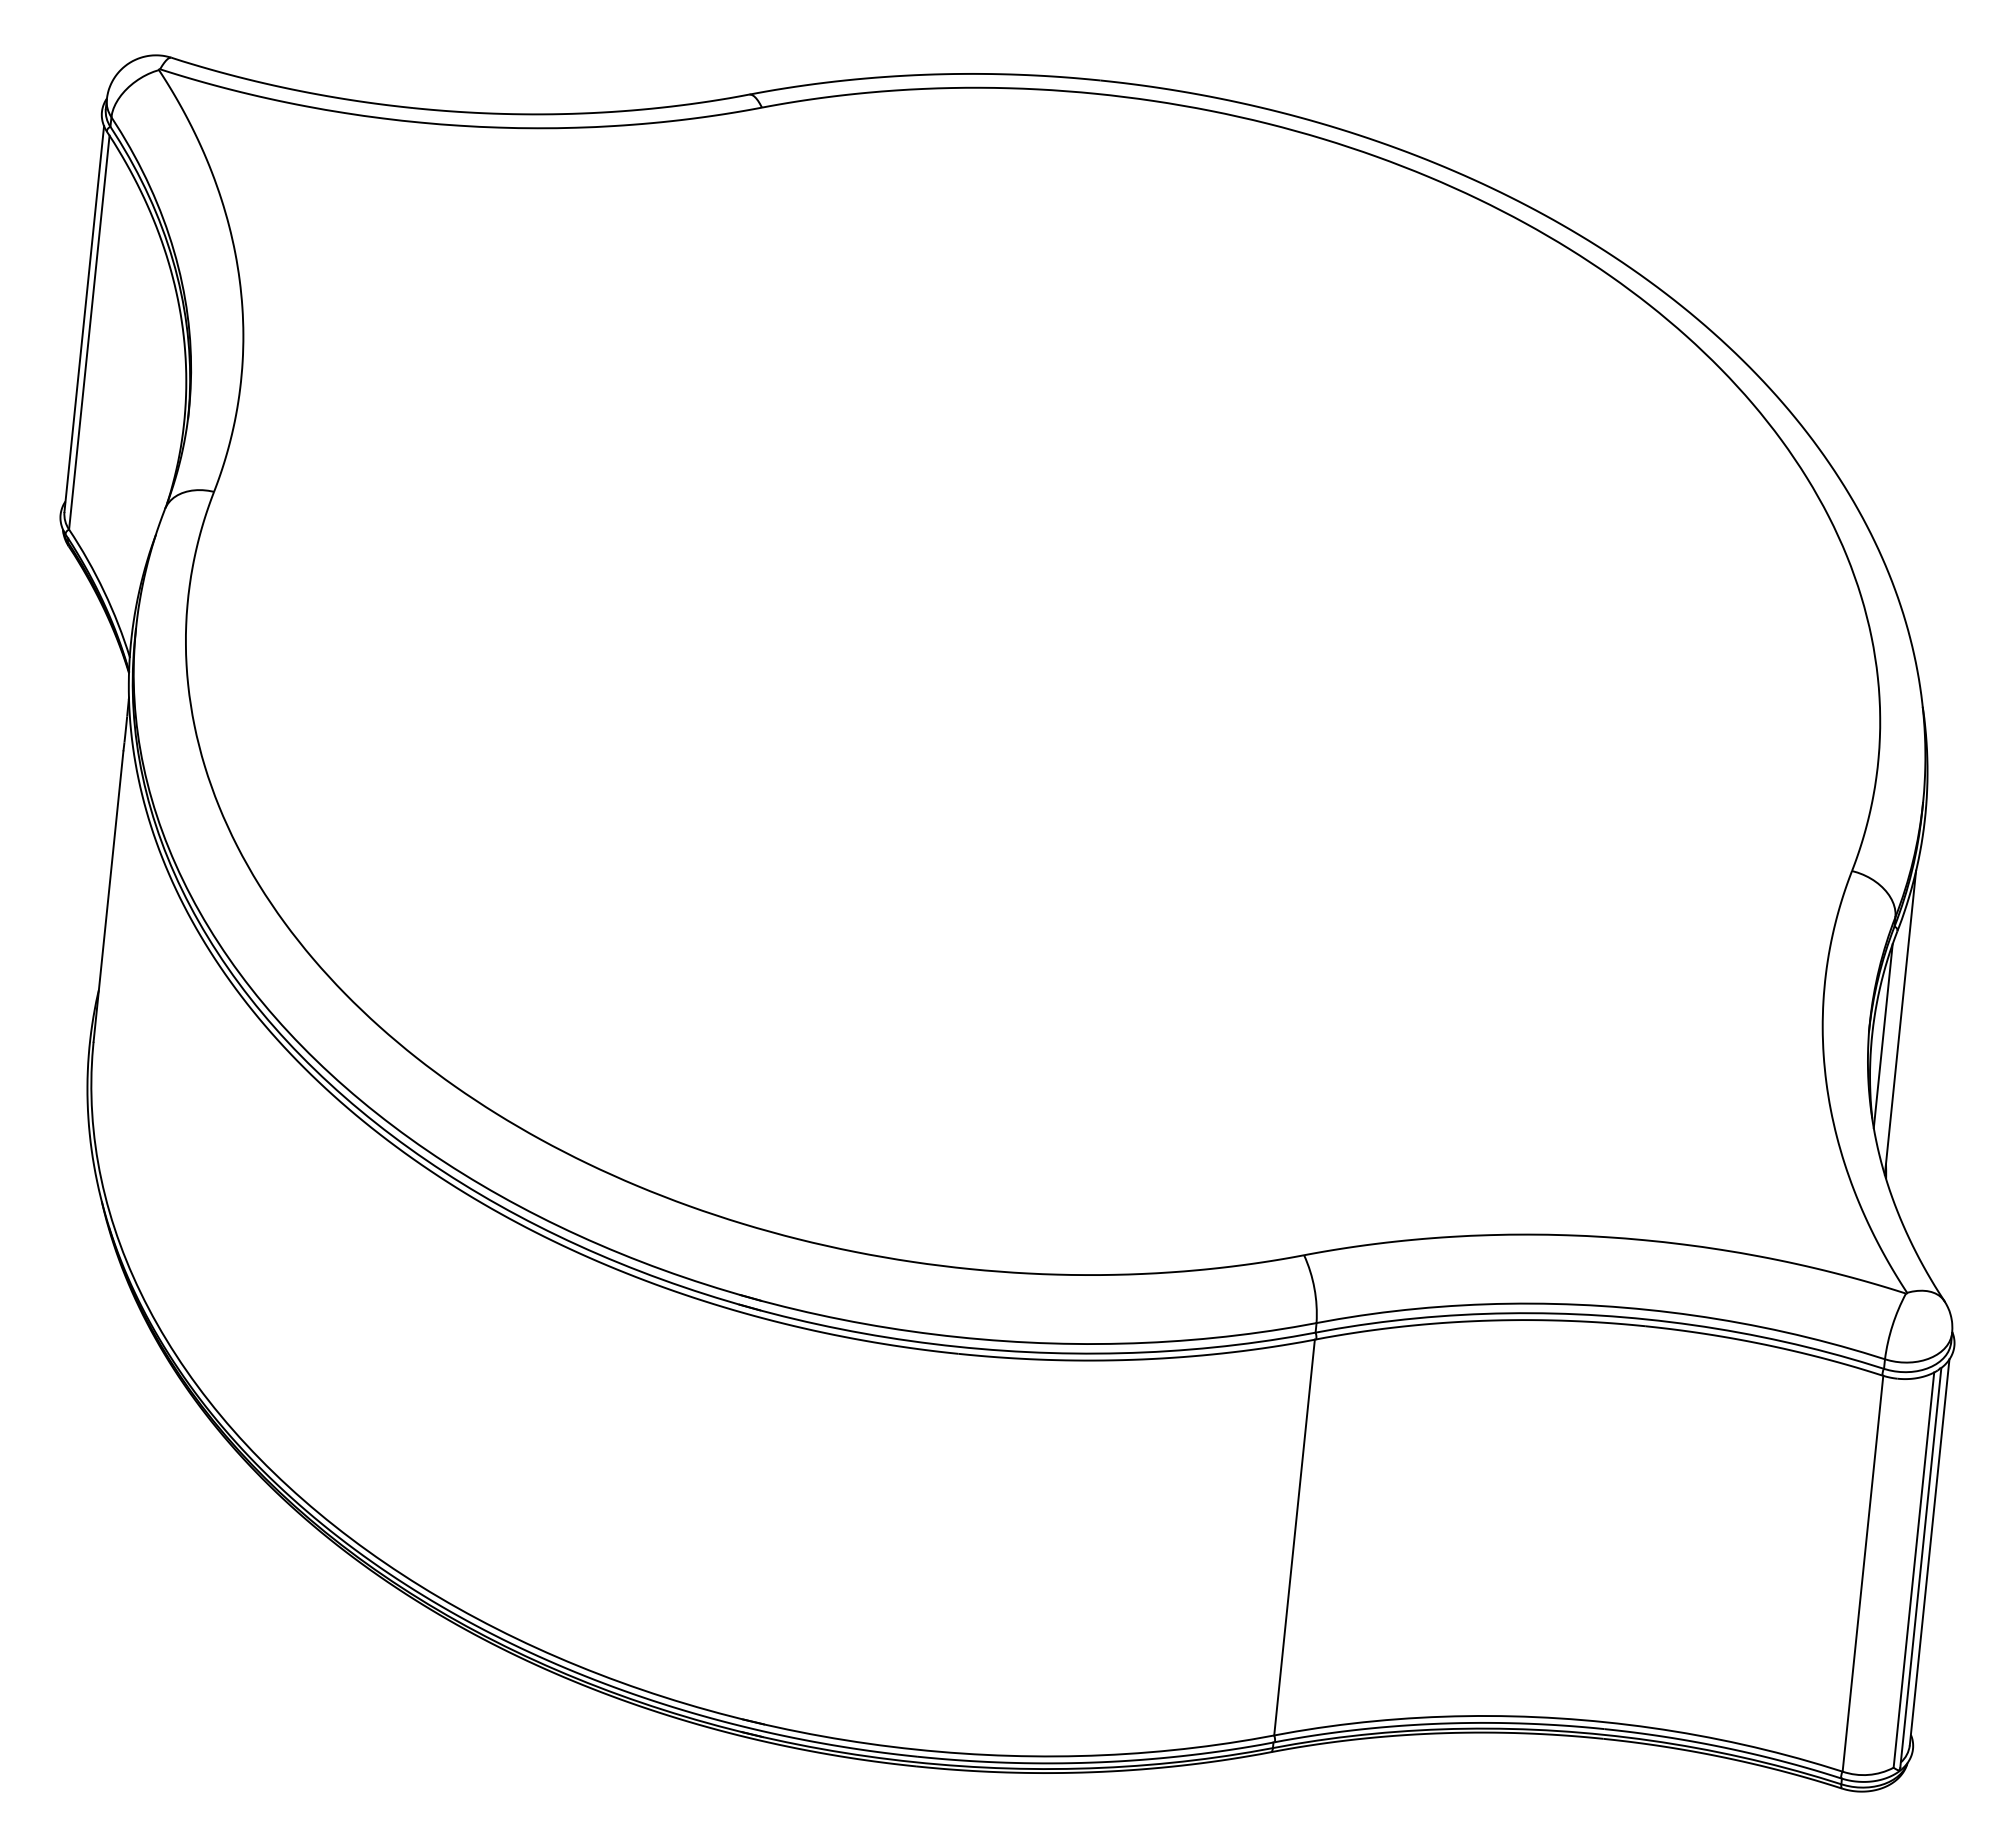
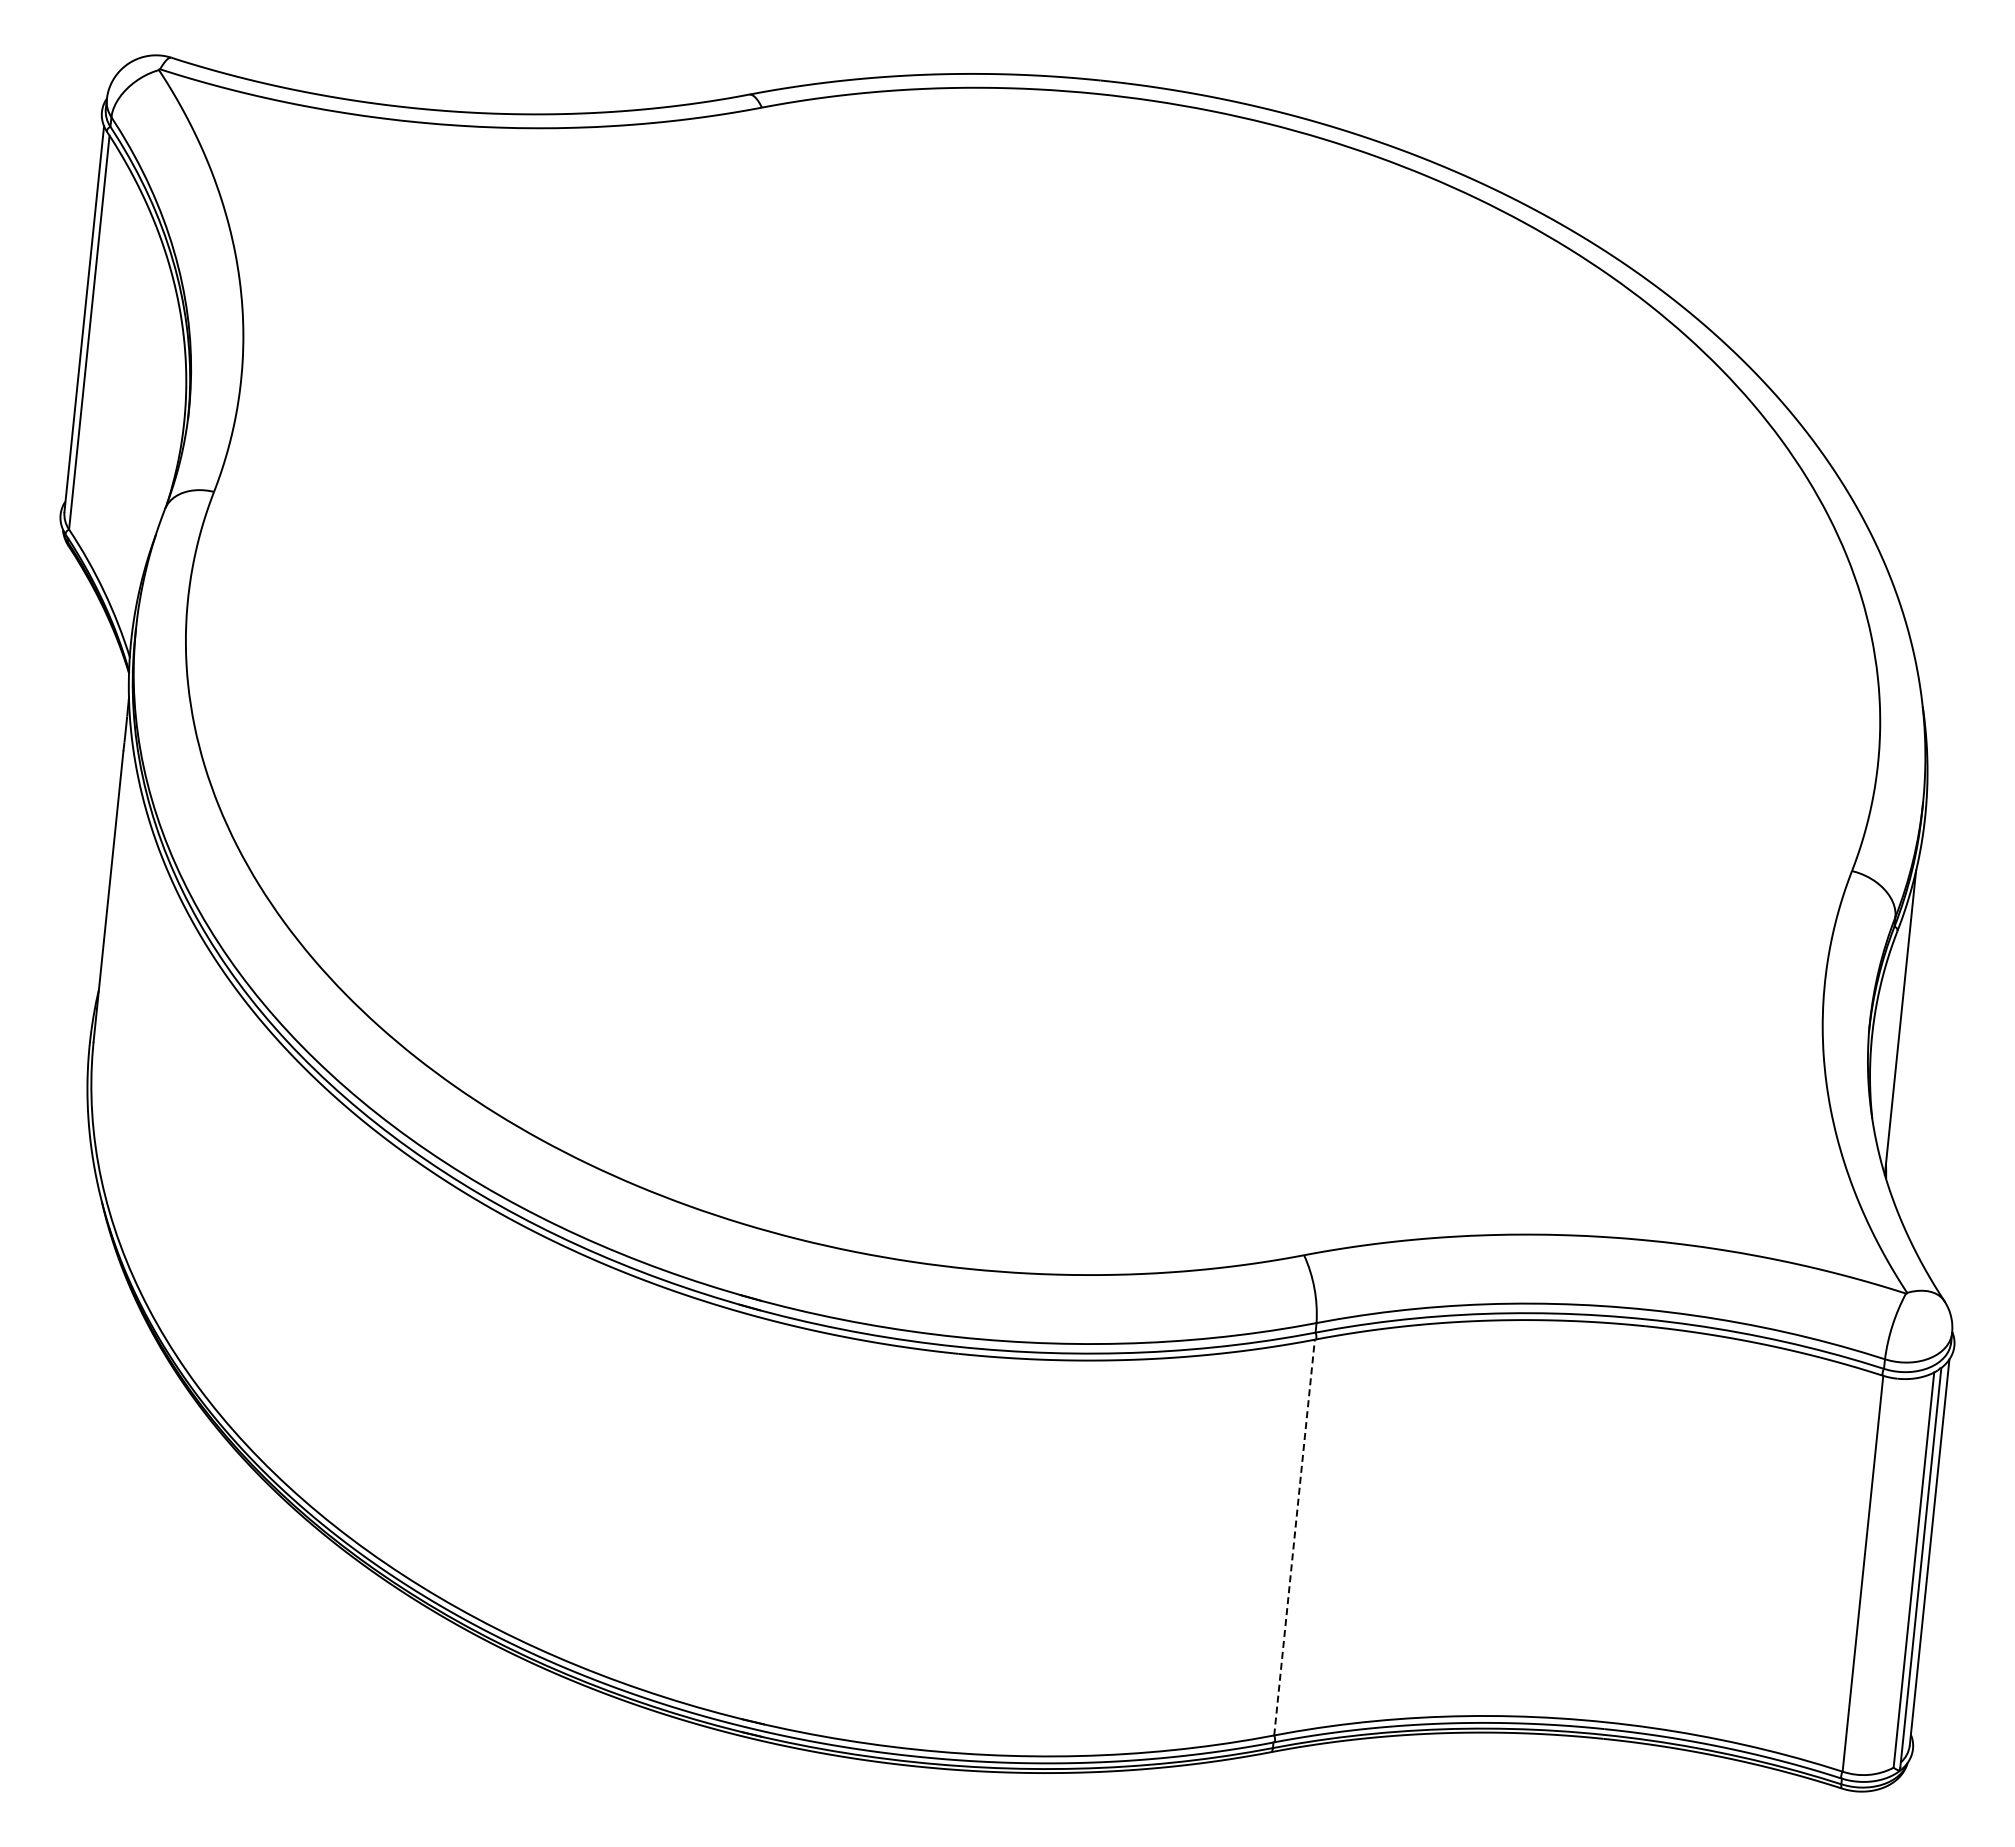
line: present -> none (1882, 1036)
line: solid -> dashed (1294, 1537)
